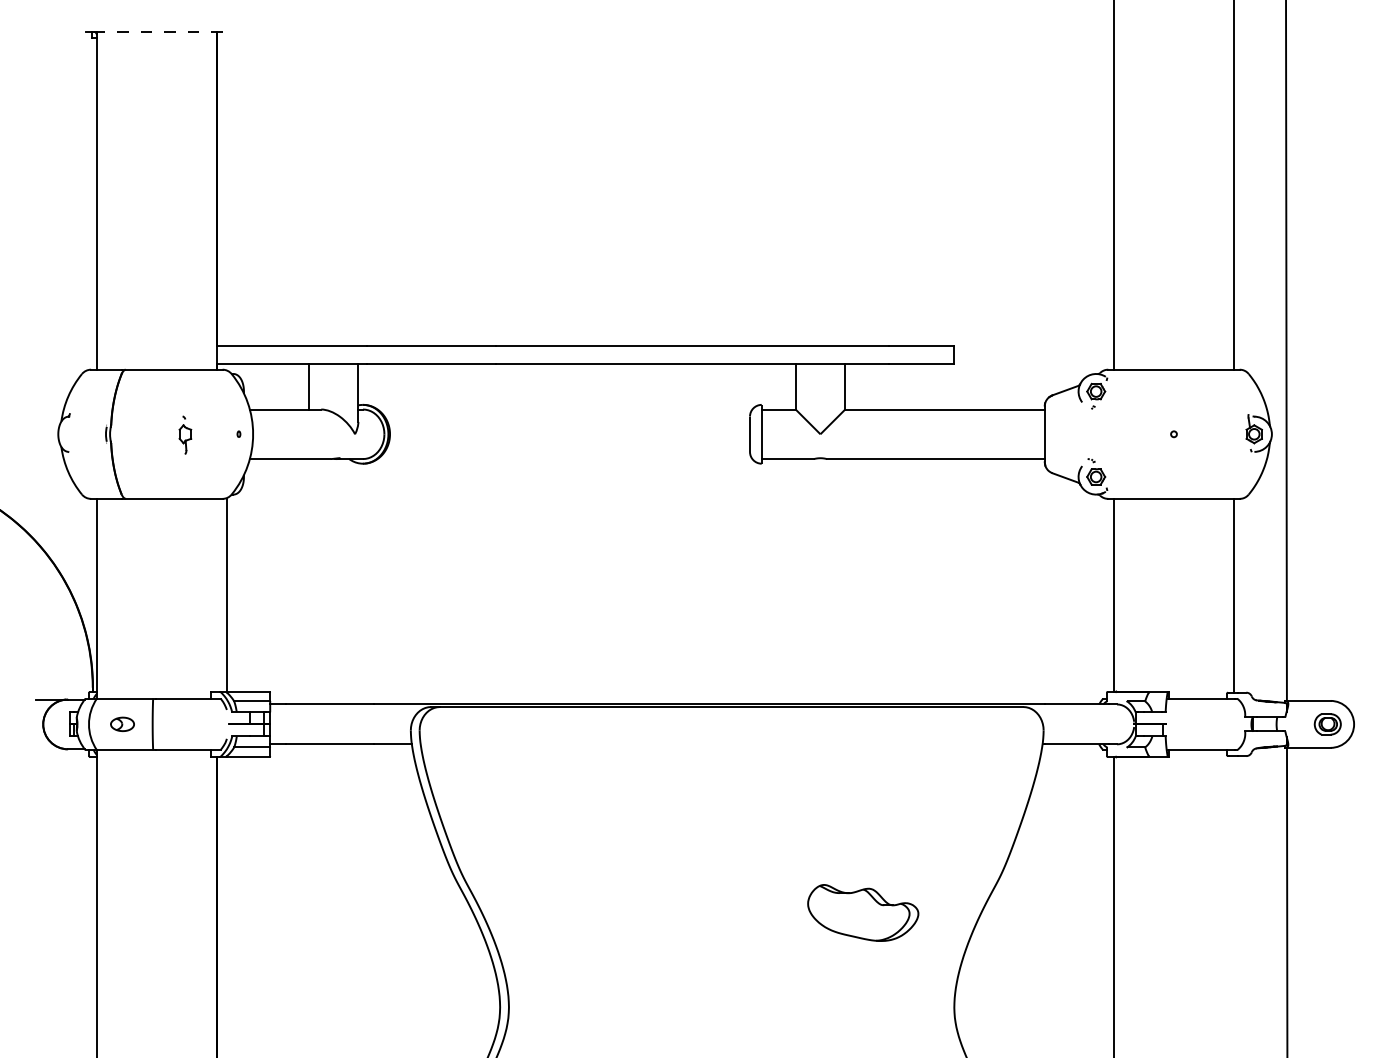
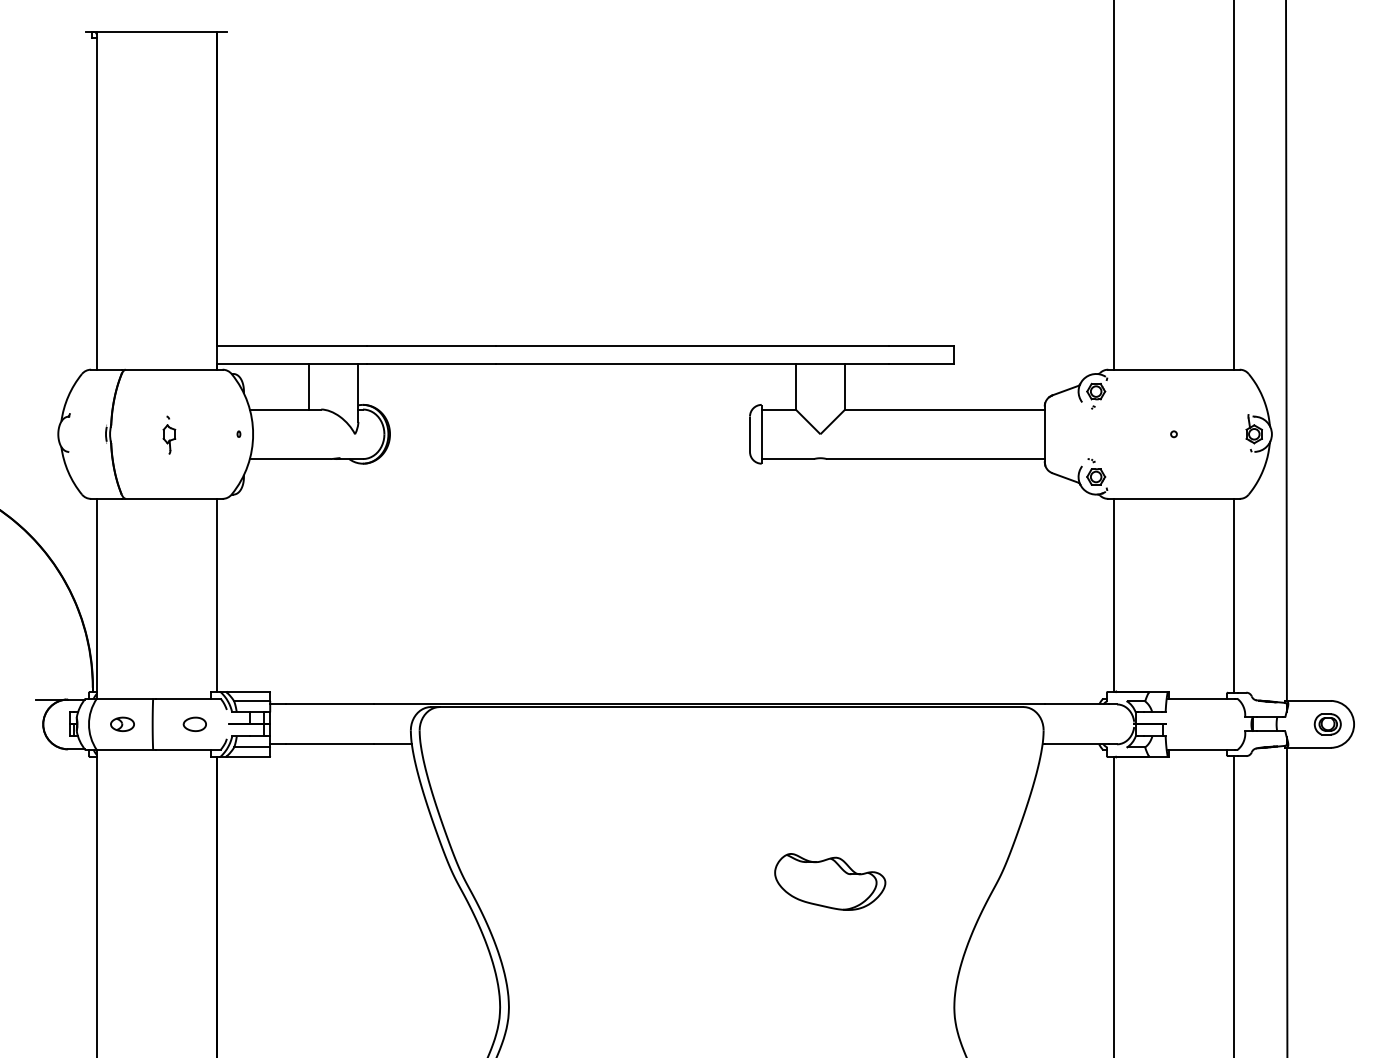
line: dashed -> solid (160, 31)
part position: (185, 434) -> (169, 434) (169, 434)
line position: (226, 594) -> (216, 594) (216, 594)
part: none -> present (194, 723)
line: none -> present (1233, 905)
part position: (863, 912) -> (830, 881) (830, 881)
